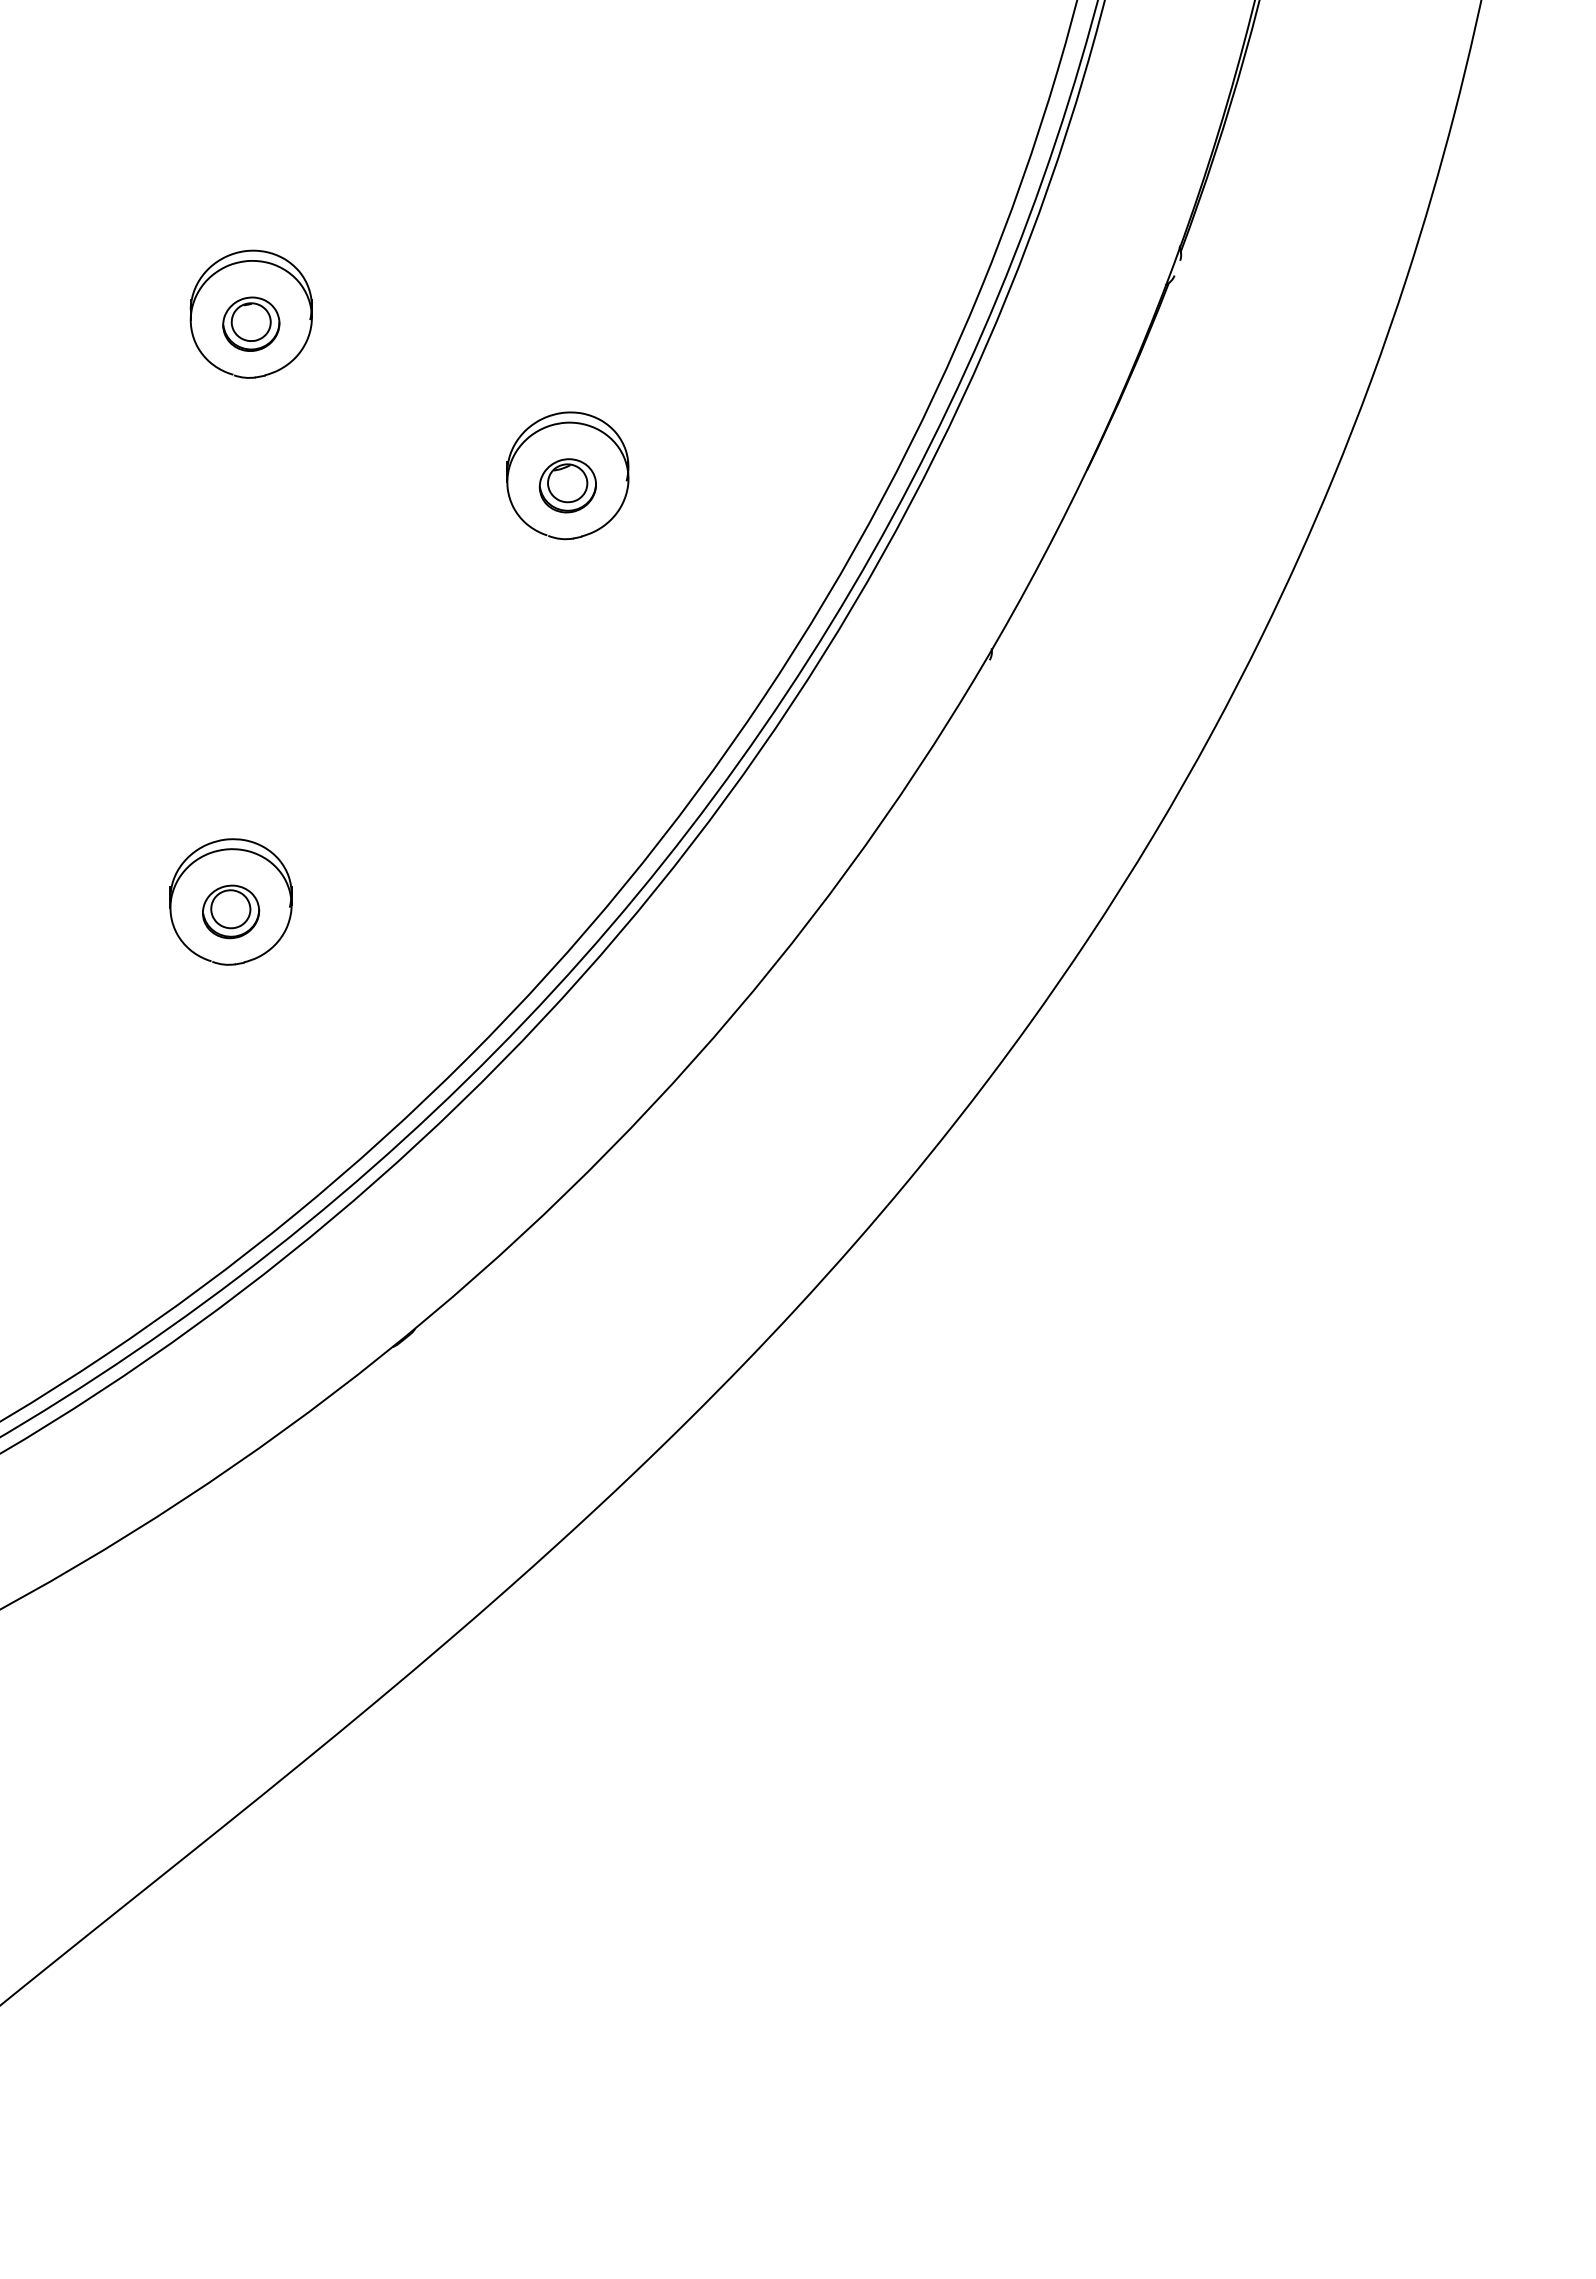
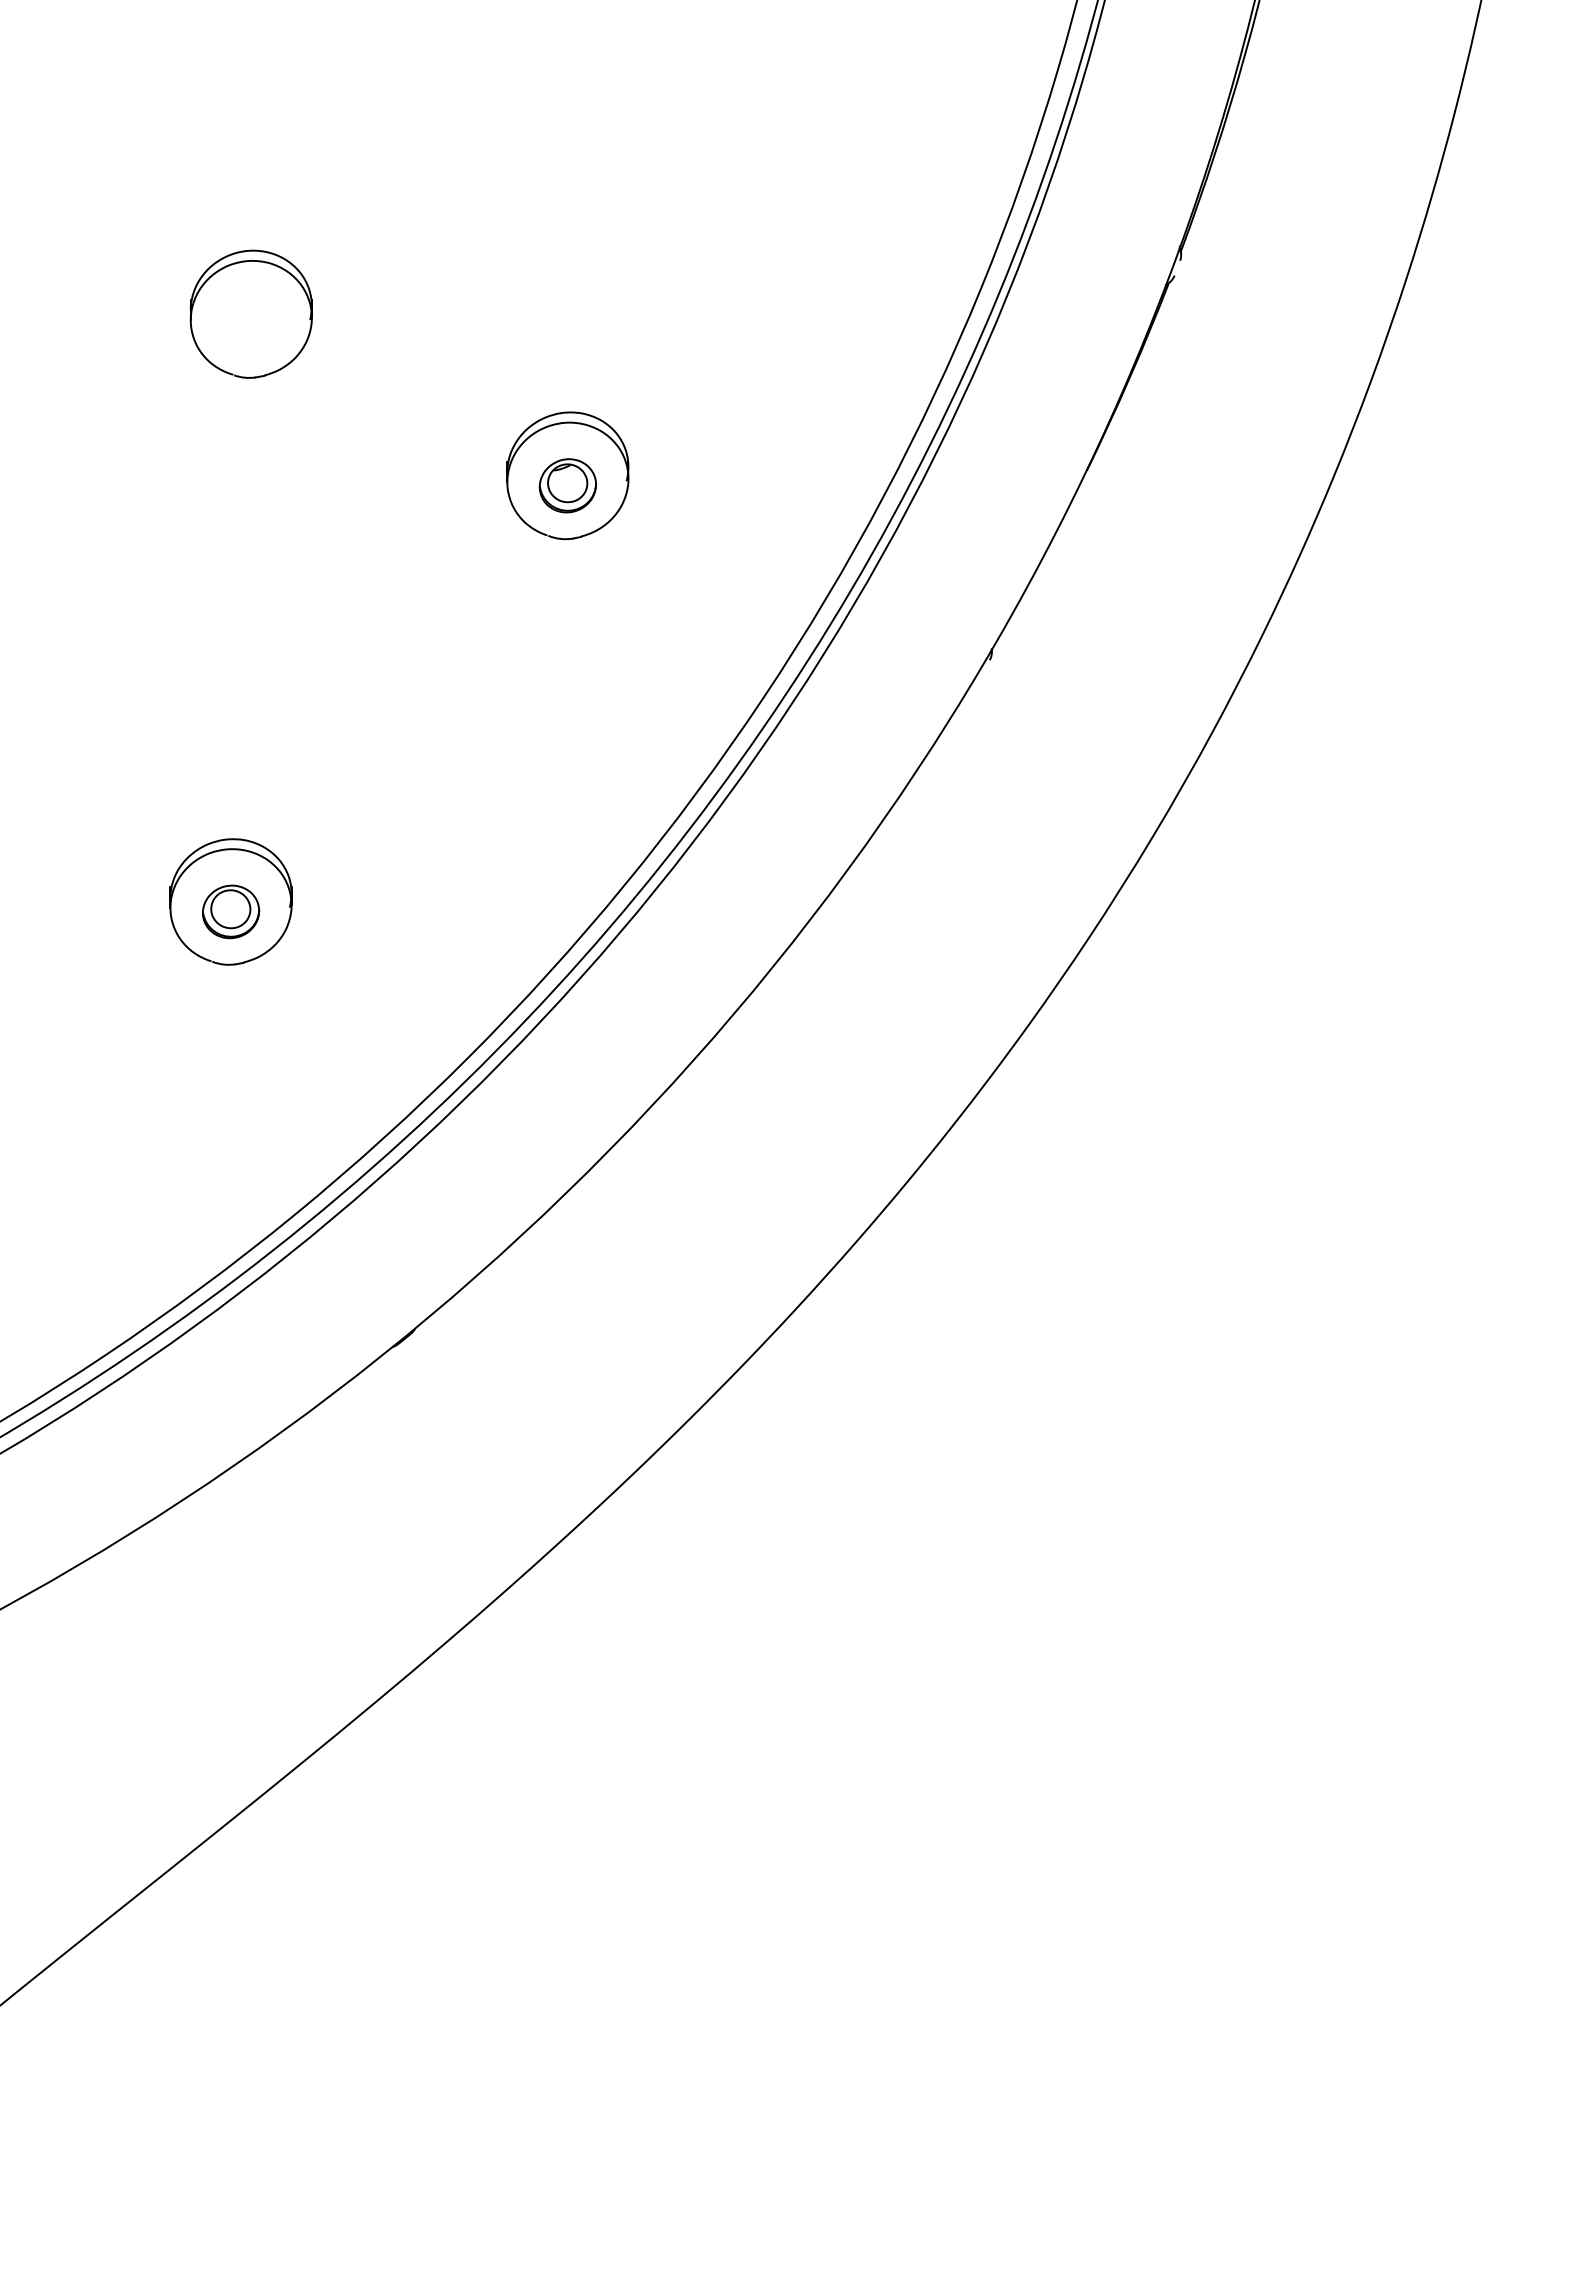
part: present -> none (251, 323)
